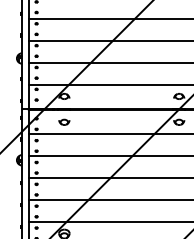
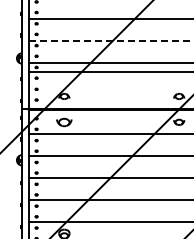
line: solid -> dashed (111, 41)
line position: (109, 84) -> (109, 71) (109, 71)
part size: 13x8 px -> 17x11 px (64, 122)
